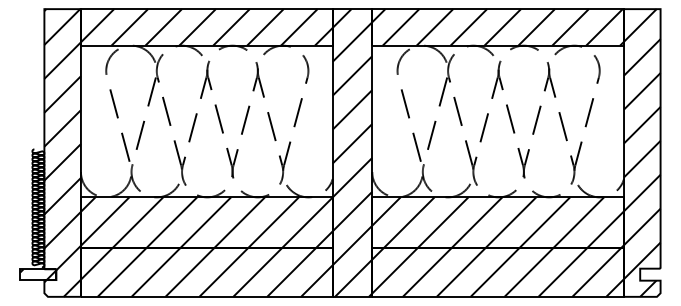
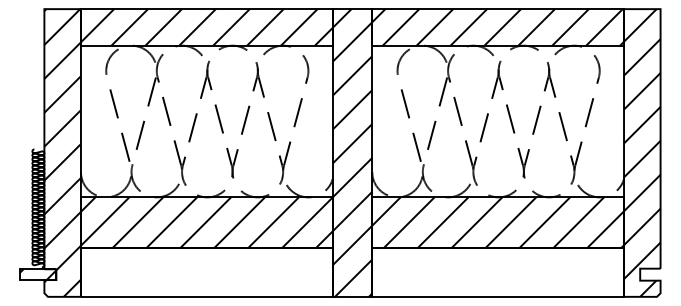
hatch: present -> none (206, 272)
hatch: present -> none (498, 272)
